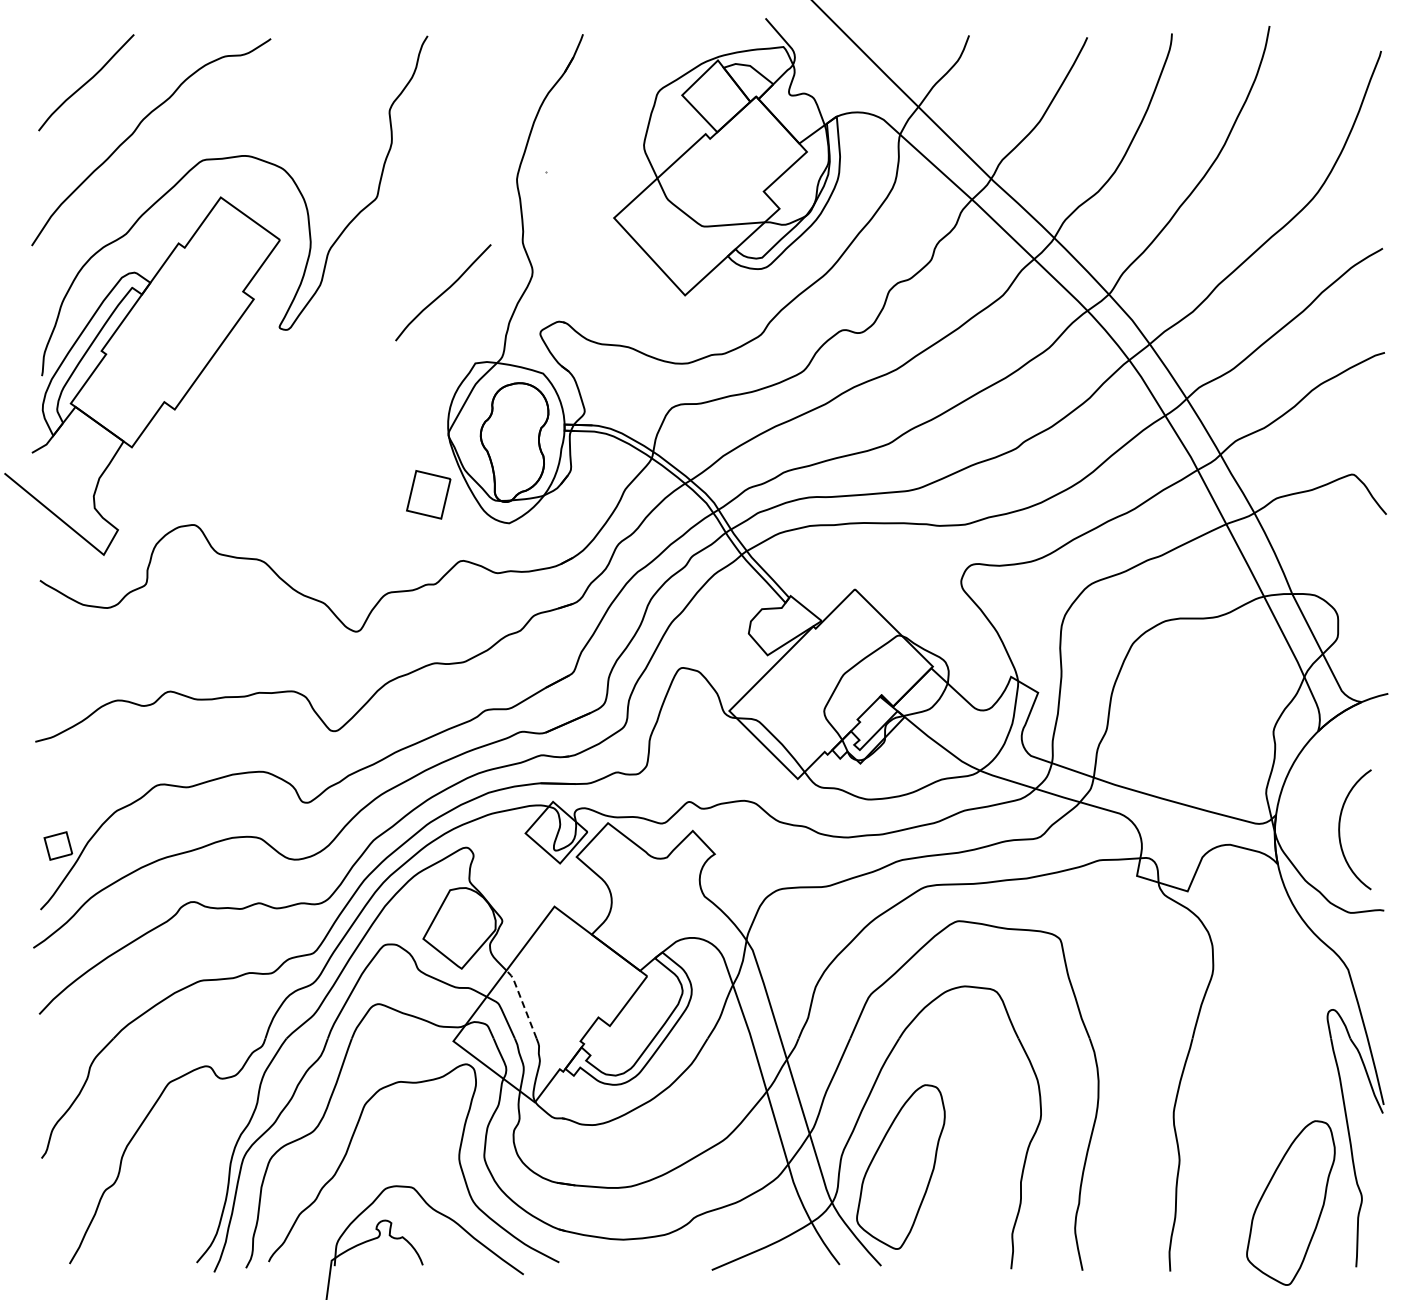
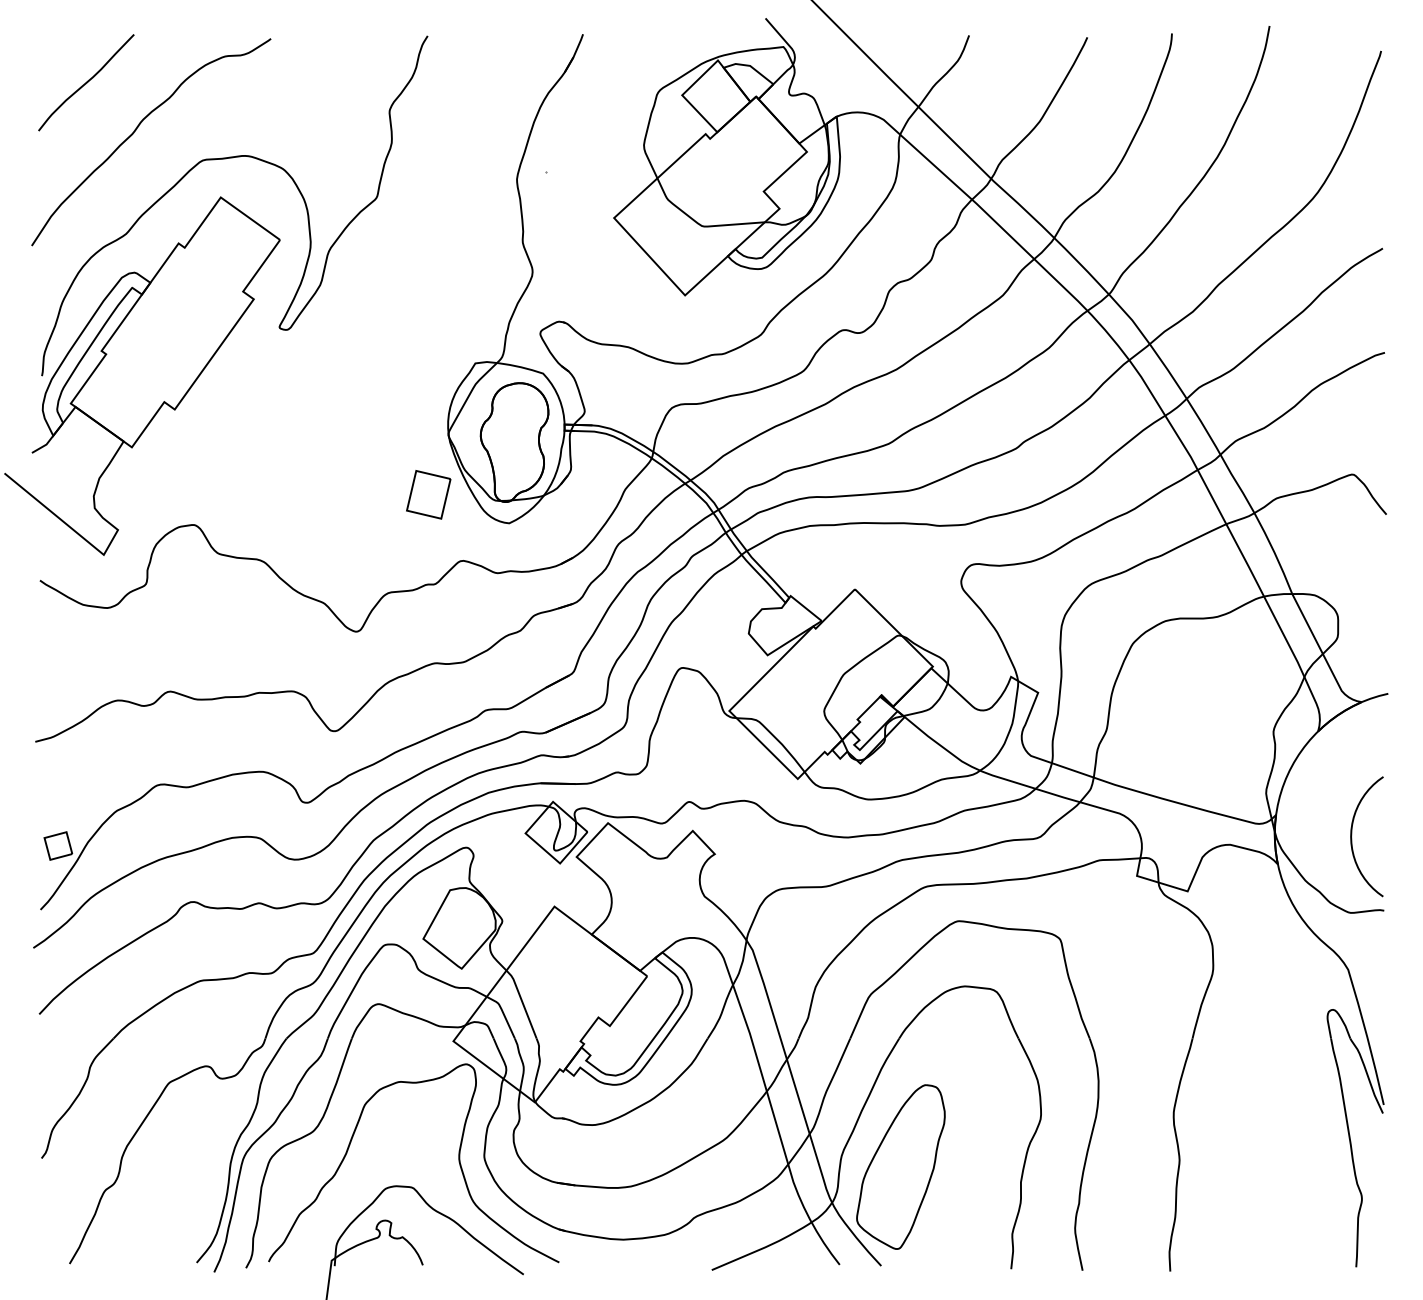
curve: present -> none (443, 292)
curve position: (1340, 828) -> (1352, 835) (1352, 835)
line: dashed -> solid (522, 1001)
part: present -> none (1290, 1202)
